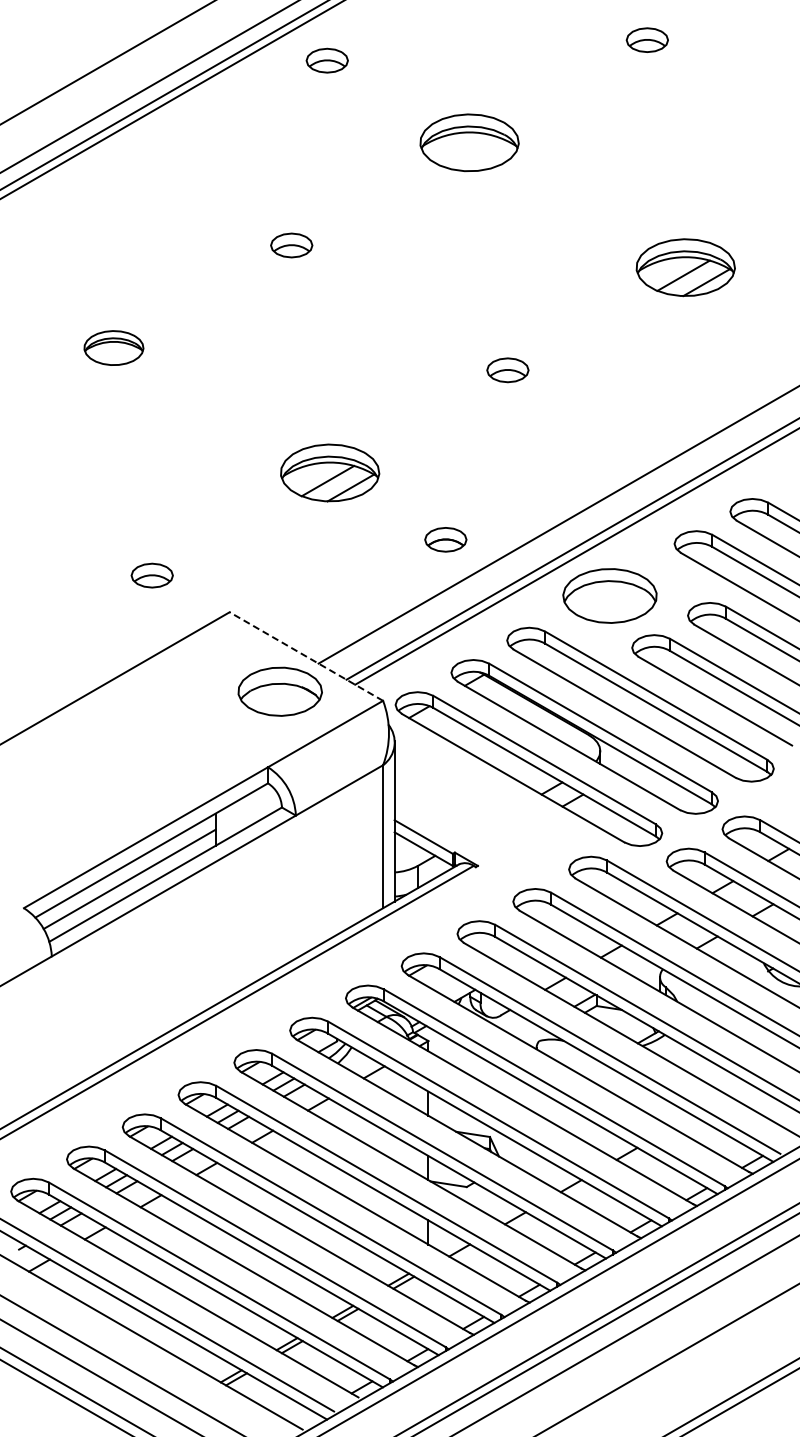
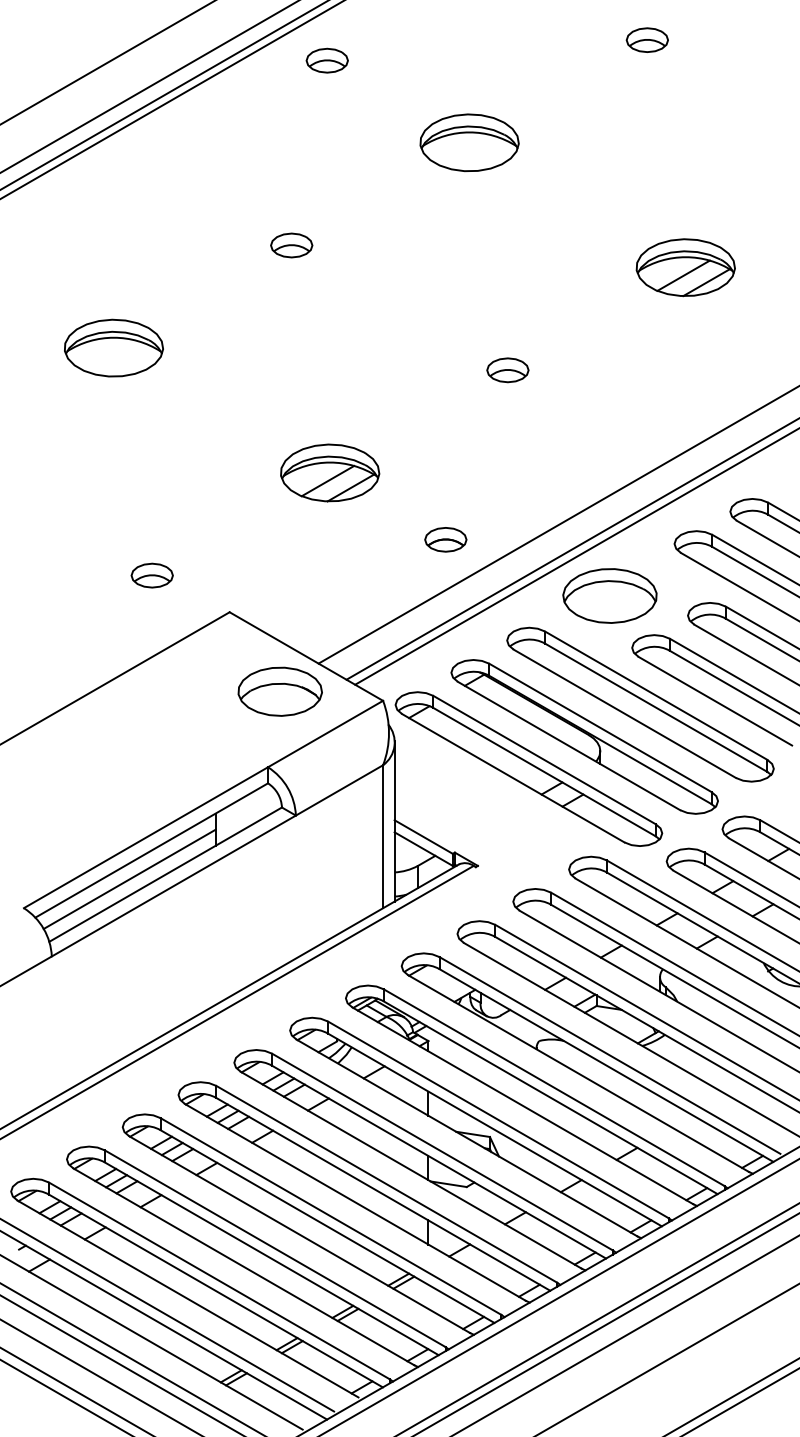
part size: 62x36 px -> 100x60 px (113, 347)
line: dashed -> solid (306, 656)
line: none -> present (131, 1358)
